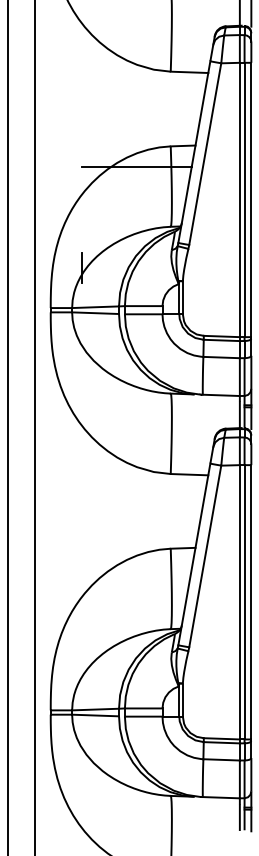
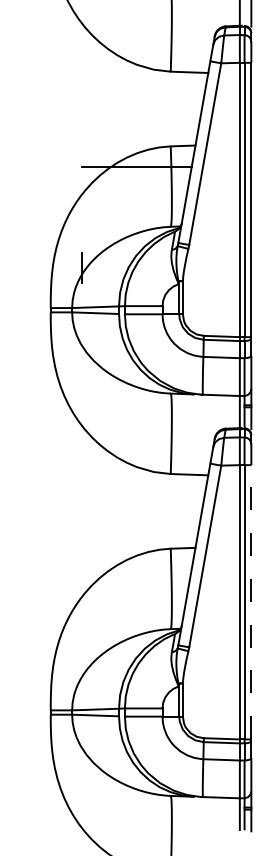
line: present -> none (7, 427)
line: present -> none (35, 427)
line: solid -> dashed (251, 601)
